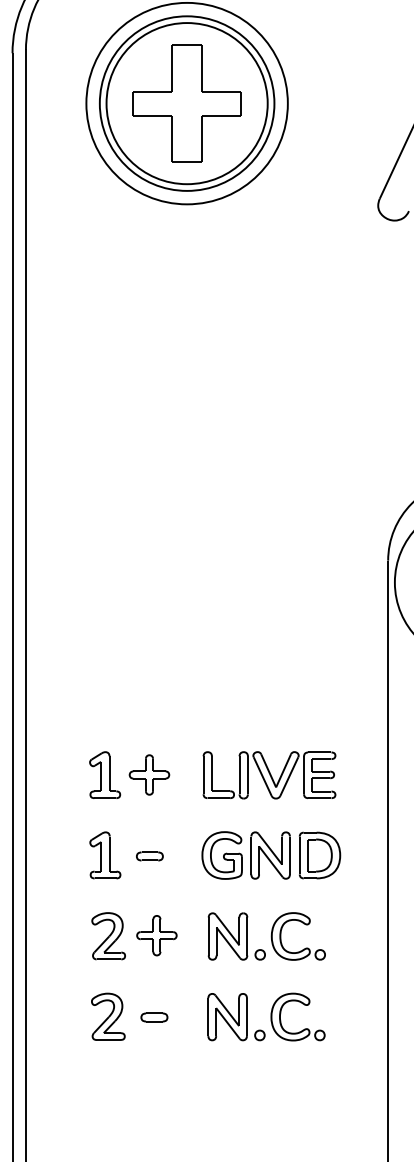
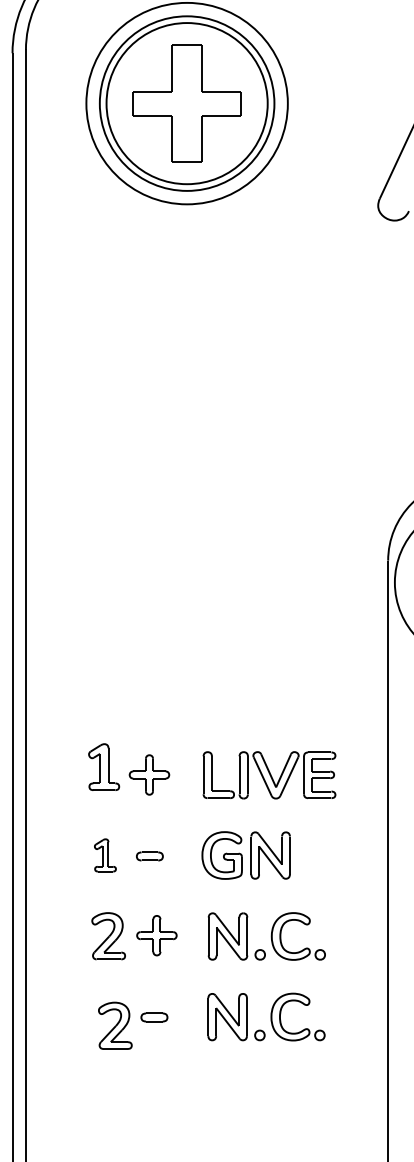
part position: (105, 774) -> (104, 766) (104, 766)
part size: 33x49 px -> 23x35 px (105, 855)
part: present -> none (320, 855)
part position: (108, 1016) -> (115, 1025) (115, 1025)
